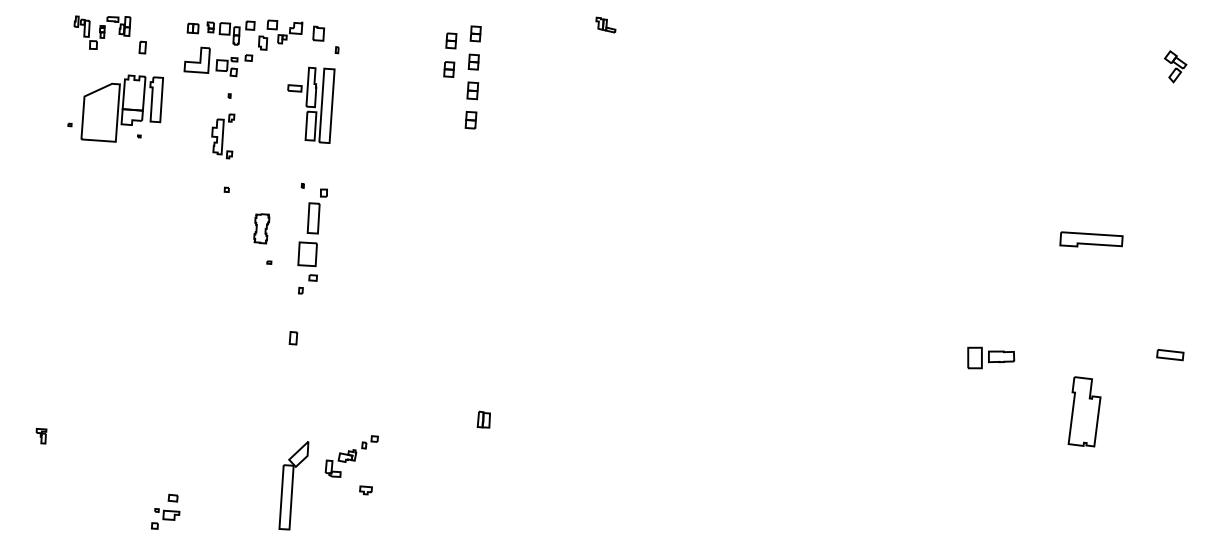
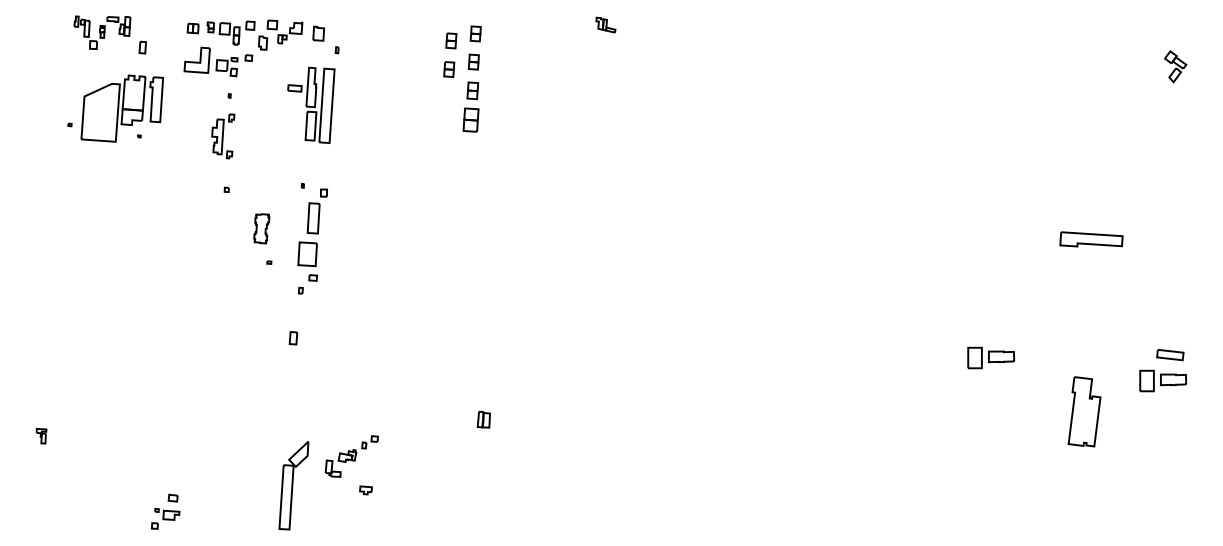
part size: 14x19 px -> 18x26 px (470, 119)
part: none -> present (1163, 380)
